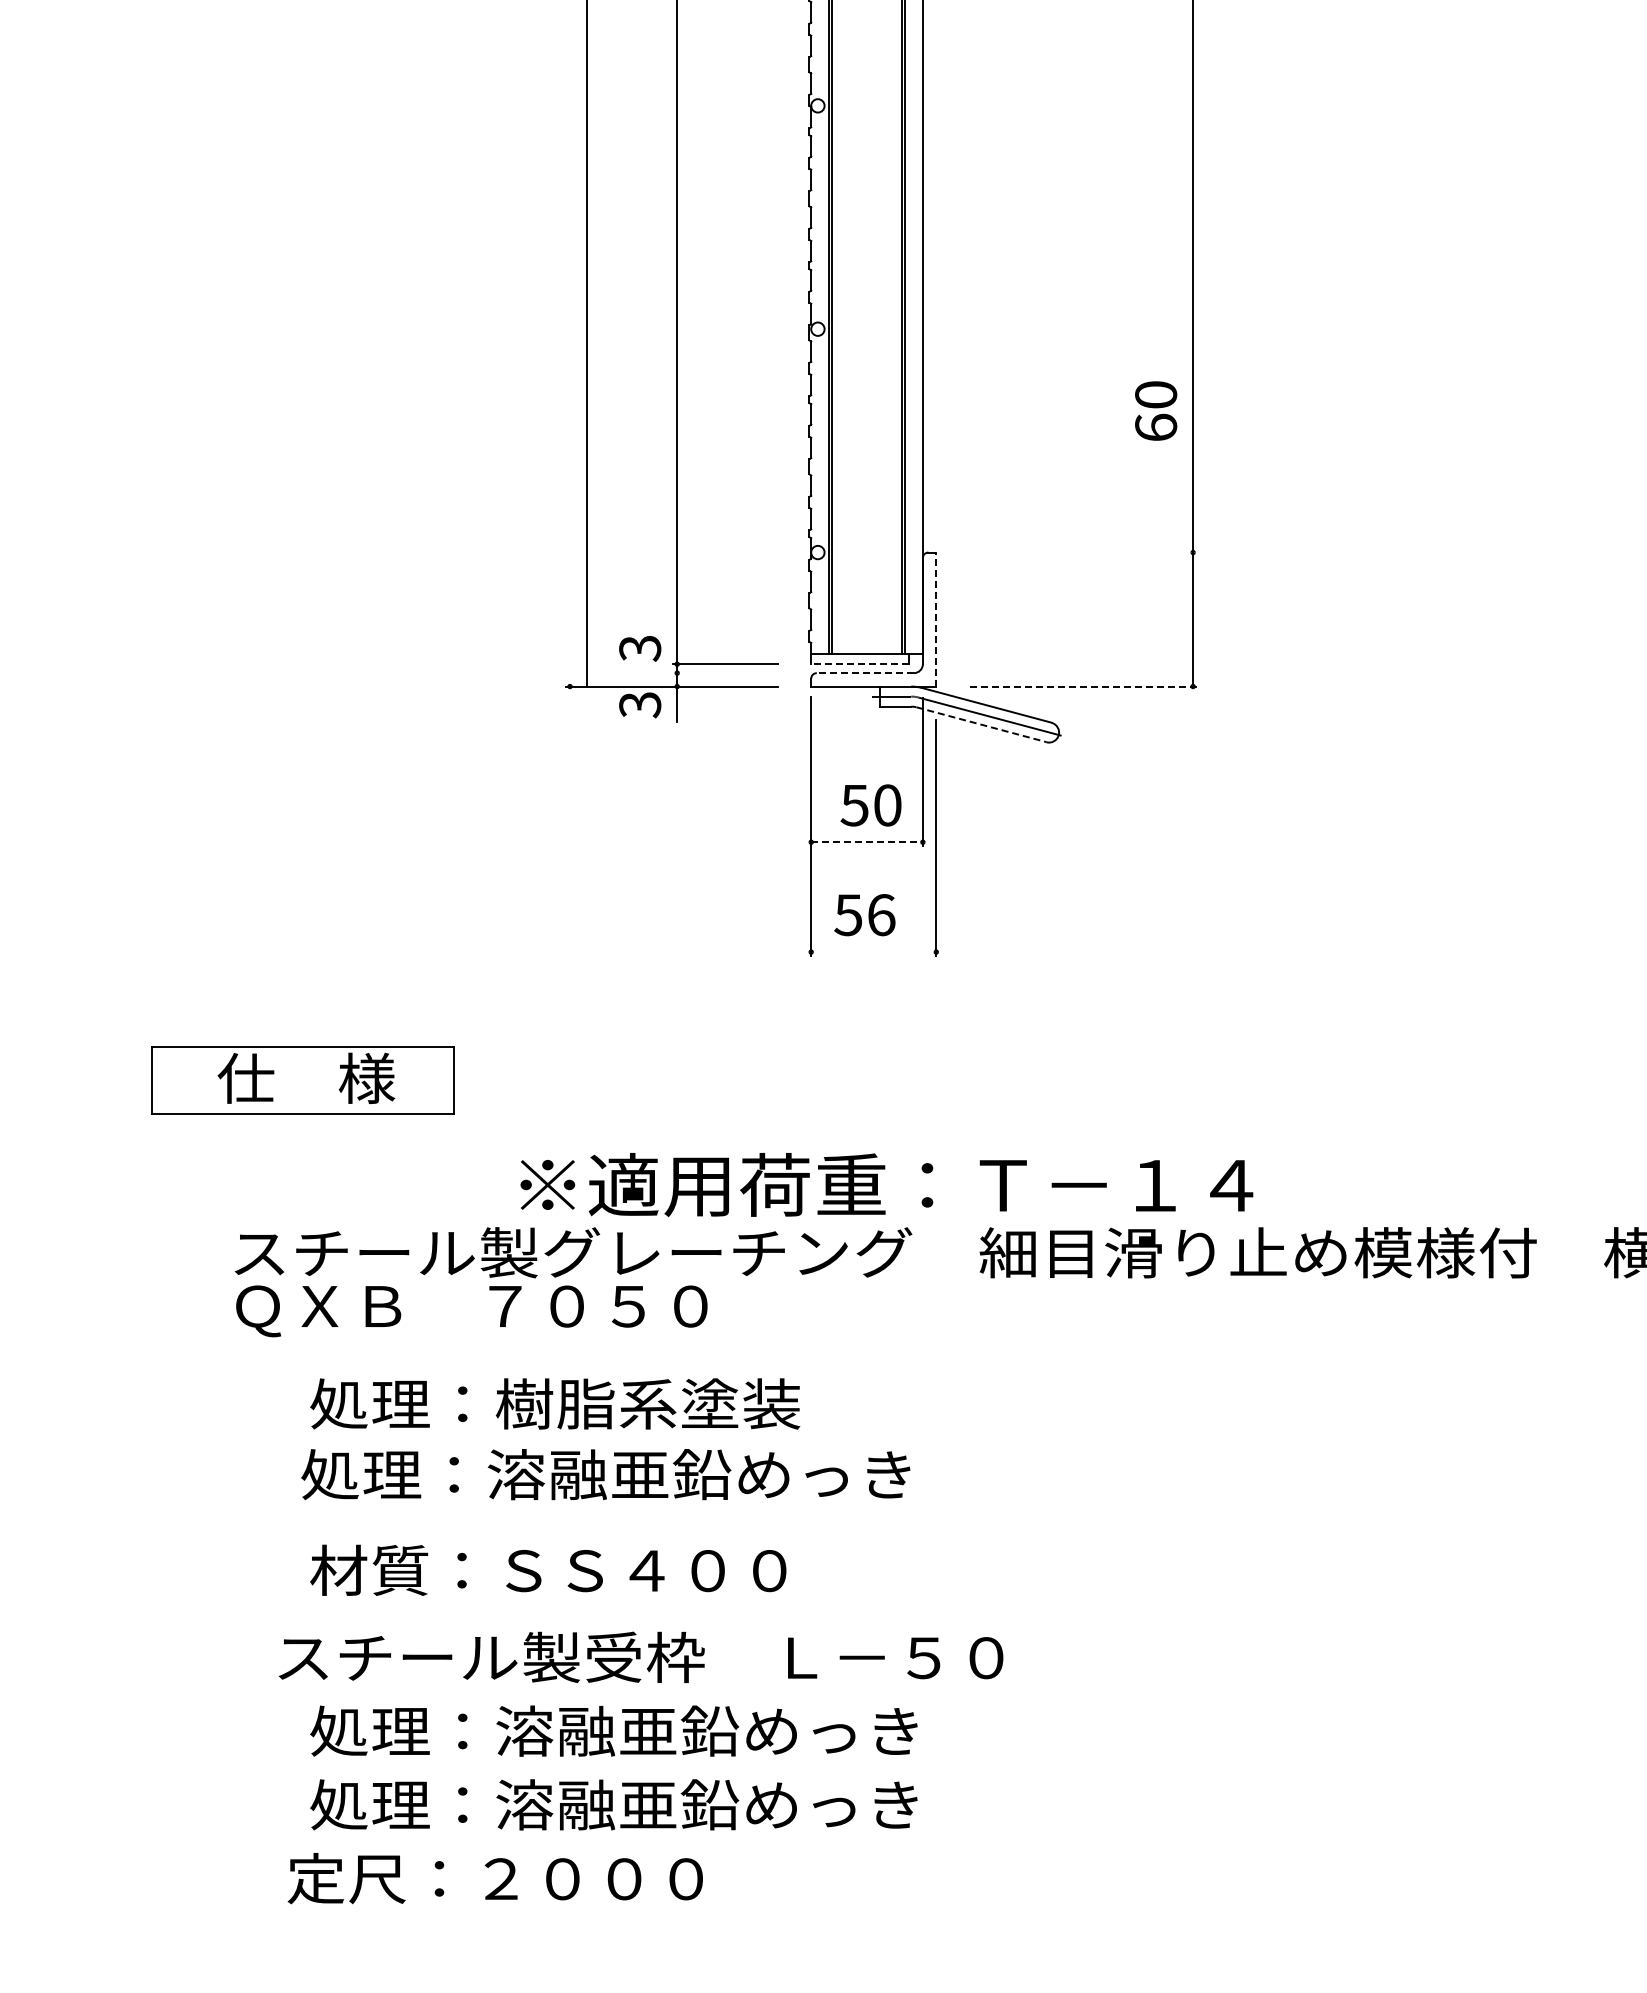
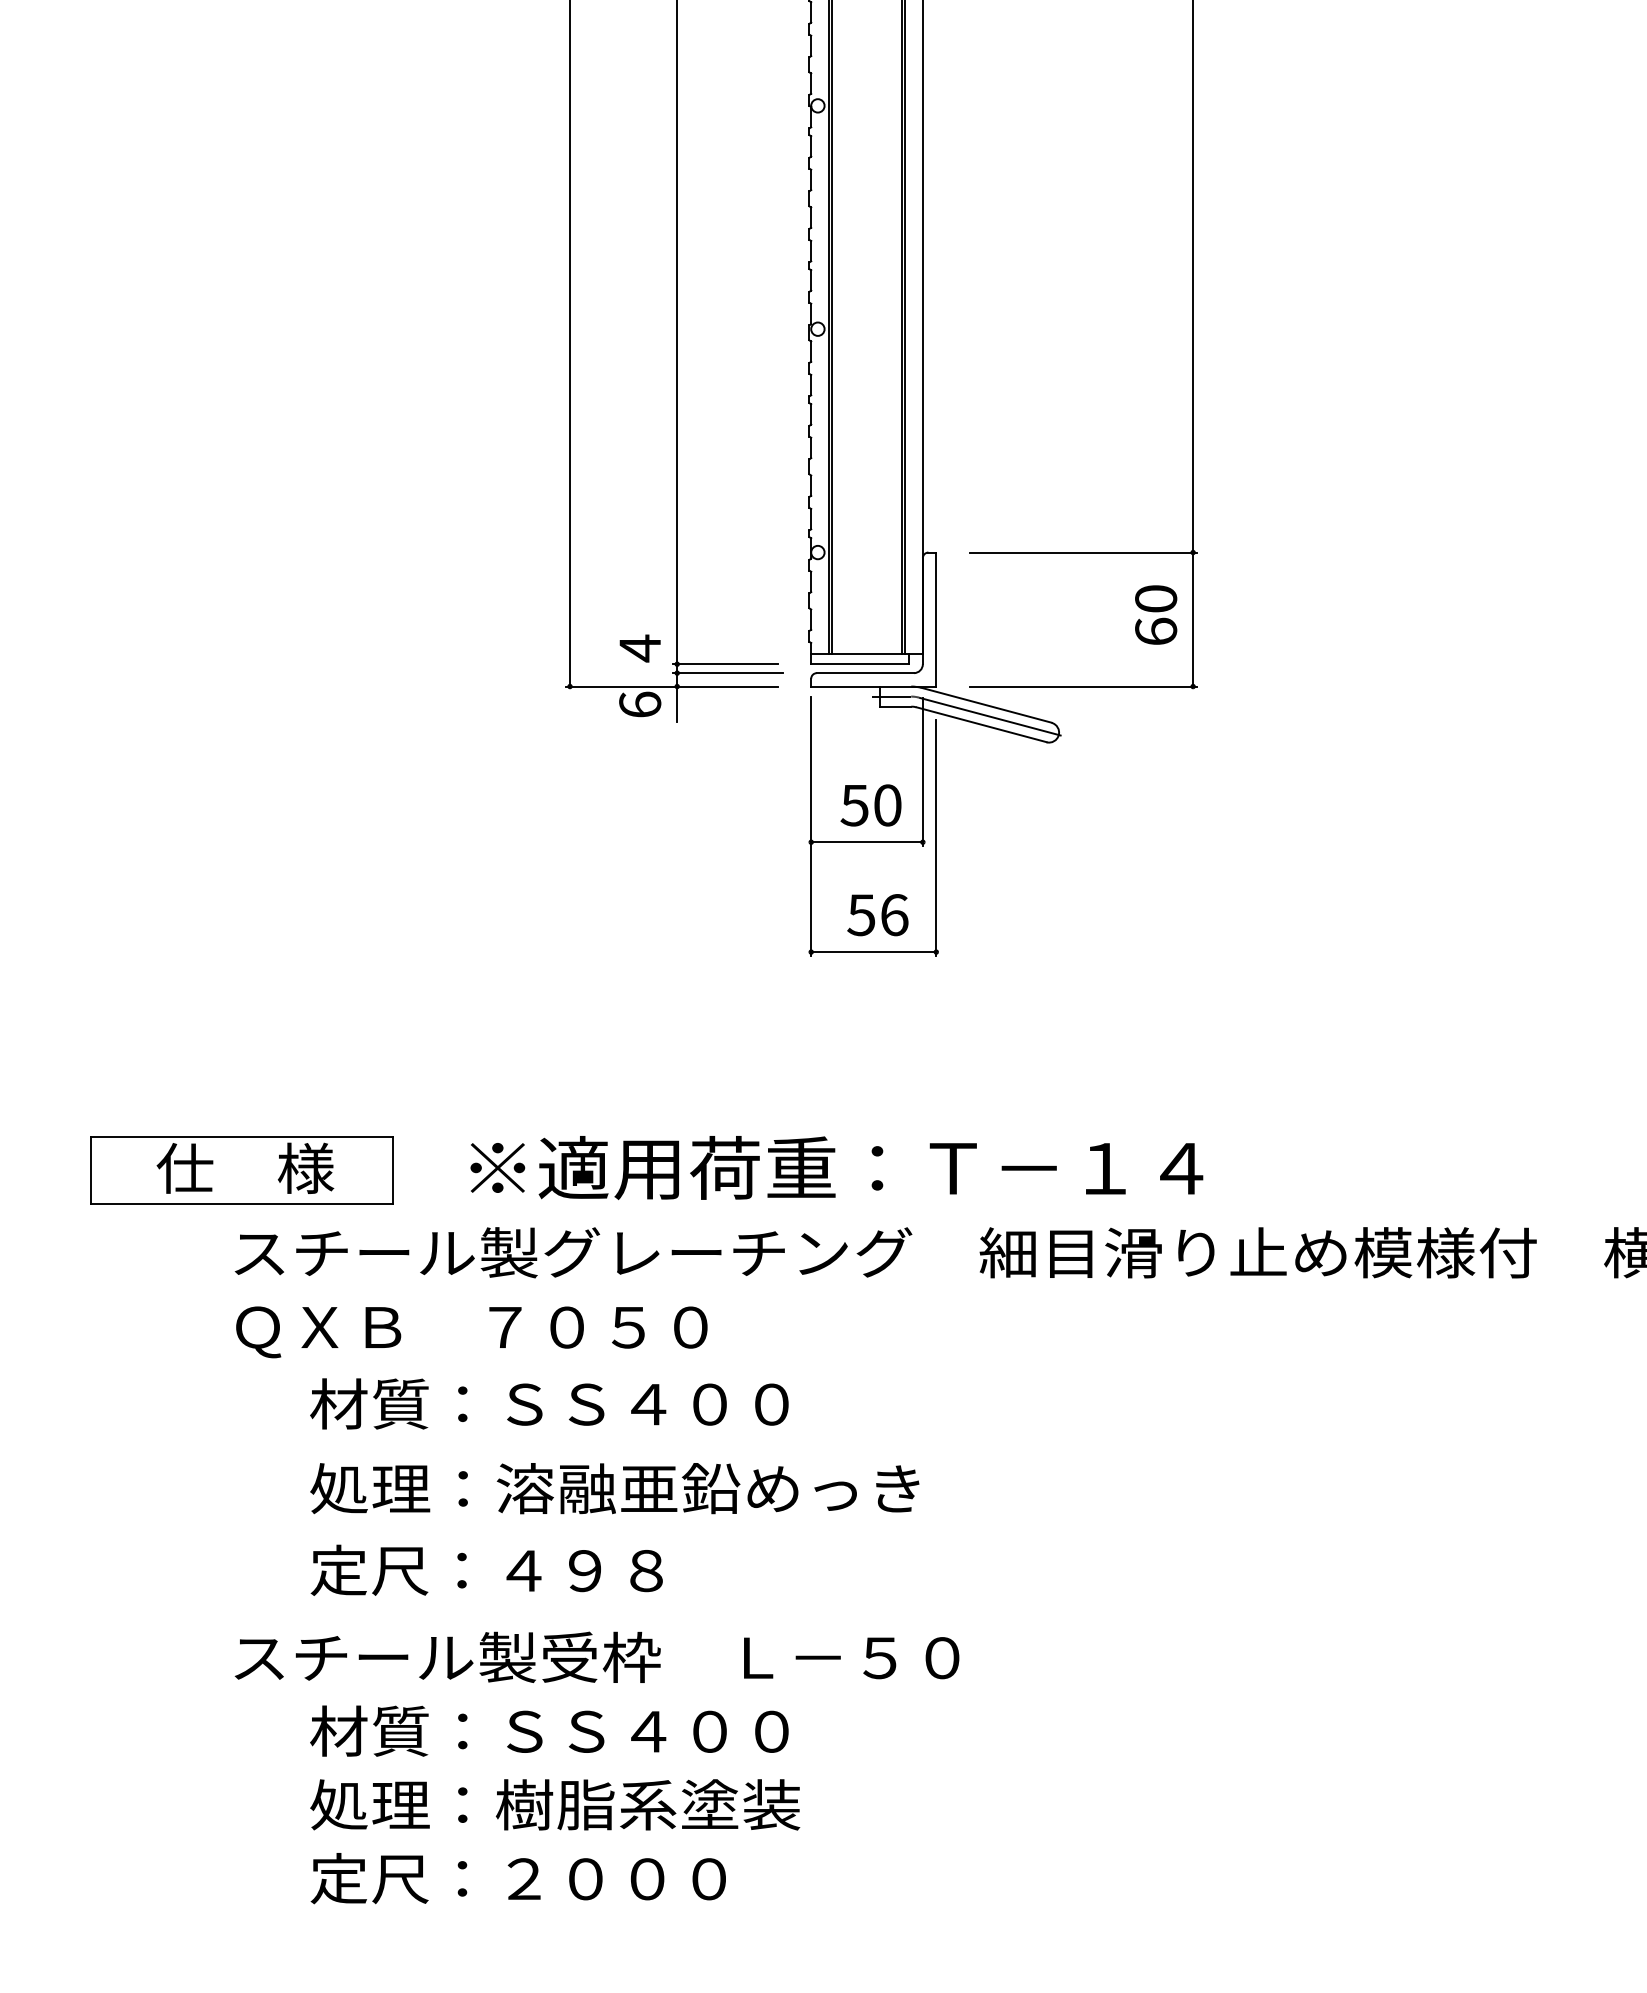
line position: (587, 344) -> (570, 344) (570, 344)
text position: (1156, 410) -> (1156, 614) (1156, 614)
line: none -> present (1083, 552)
line: dashed -> solid (936, 619)
text: 3 -> 4 (640, 648)
line: dashed -> solid (859, 664)
line: none -> present (728, 673)
line: dashed -> solid (865, 673)
line: dashed -> solid (1083, 686)
text: 3 -> 6 (640, 704)
line: dashed -> solid (982, 724)
line: dashed -> solid (867, 842)
text position: (864, 915) -> (877, 915) (877, 915)
line: none -> present (873, 952)
part position: (302, 1080) -> (241, 1170) (241, 1170)
text position: (886, 1184) -> (836, 1167) (836, 1167)
text position: (471, 1311) -> (471, 1332) (471, 1332)
text: 処理：樹脂系塗装 -> 材質：ＳＳ４００ (555, 1403)
text position: (605, 1474) -> (614, 1488) (614, 1488)
text: 材質：ＳＳ４００ -> 定尺：４９８ (548, 1569)
text position: (640, 1656) -> (596, 1656) (596, 1656)
text: 処理：溶融亜鉛めっき -> 材質：ＳＳ４００ (613, 1730)
text: 処理：溶融亜鉛めっき -> 処理：樹脂系塗装 (706, 1804)
text position: (494, 1878) -> (517, 1878) (517, 1878)
